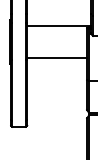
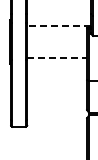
line: solid -> dashed (59, 26)
line: solid -> dashed (57, 58)
